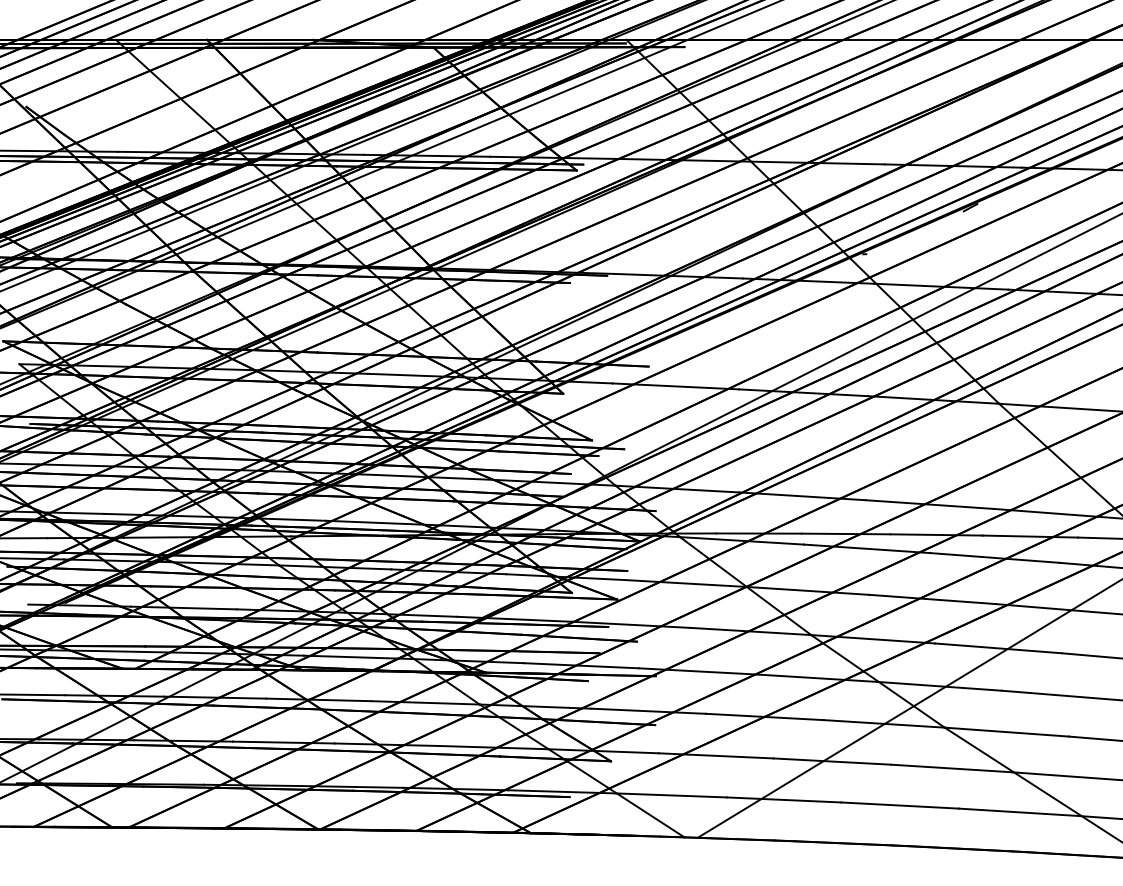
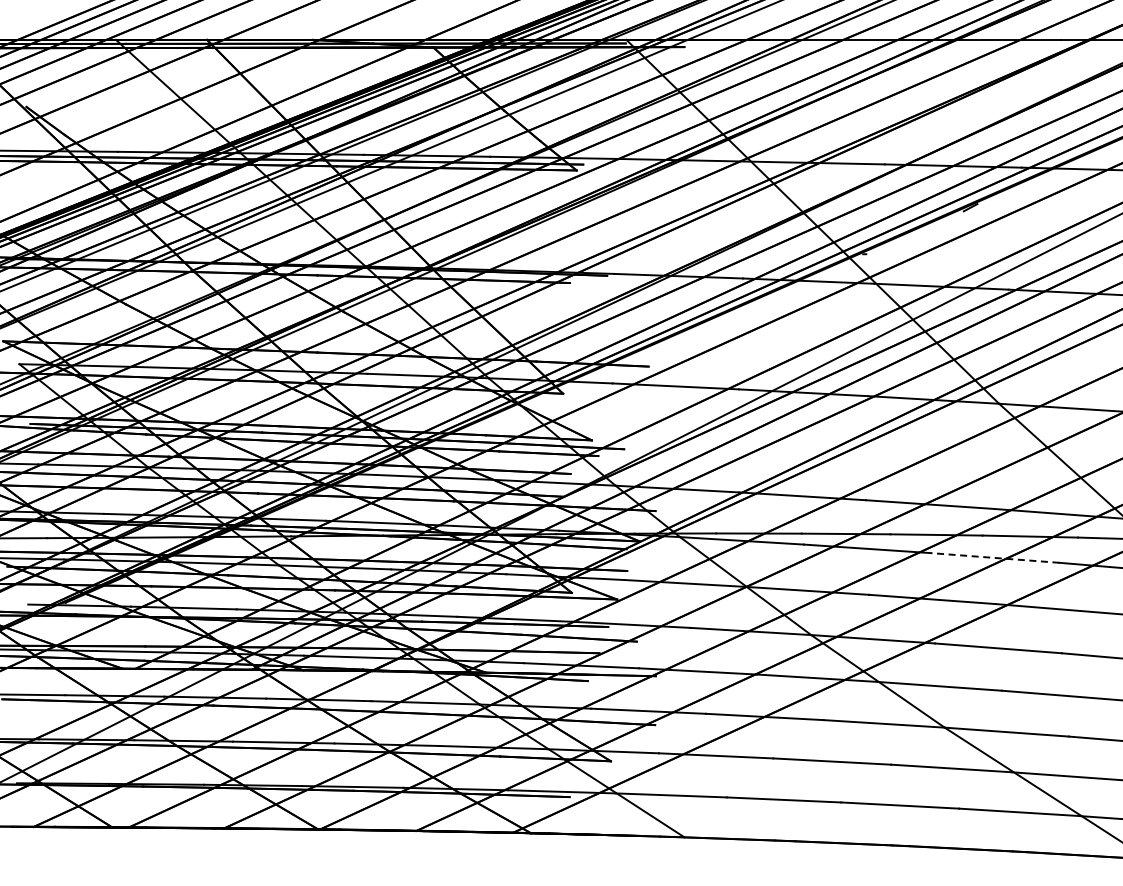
line: solid -> dashed (994, 557)
line: present -> none (908, 708)
